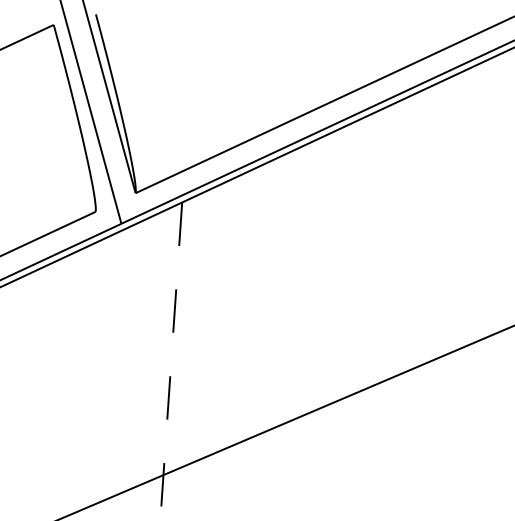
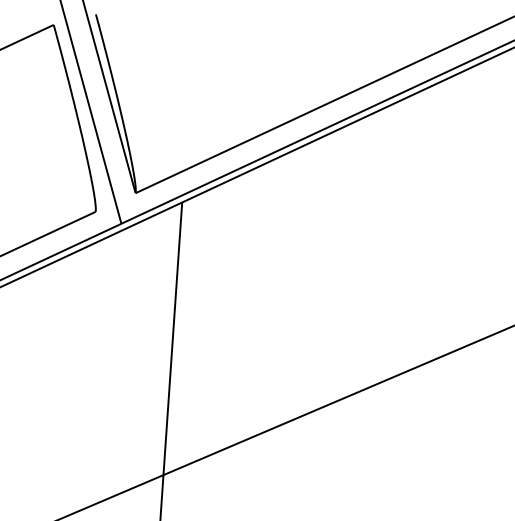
line: dashed -> solid (171, 362)
